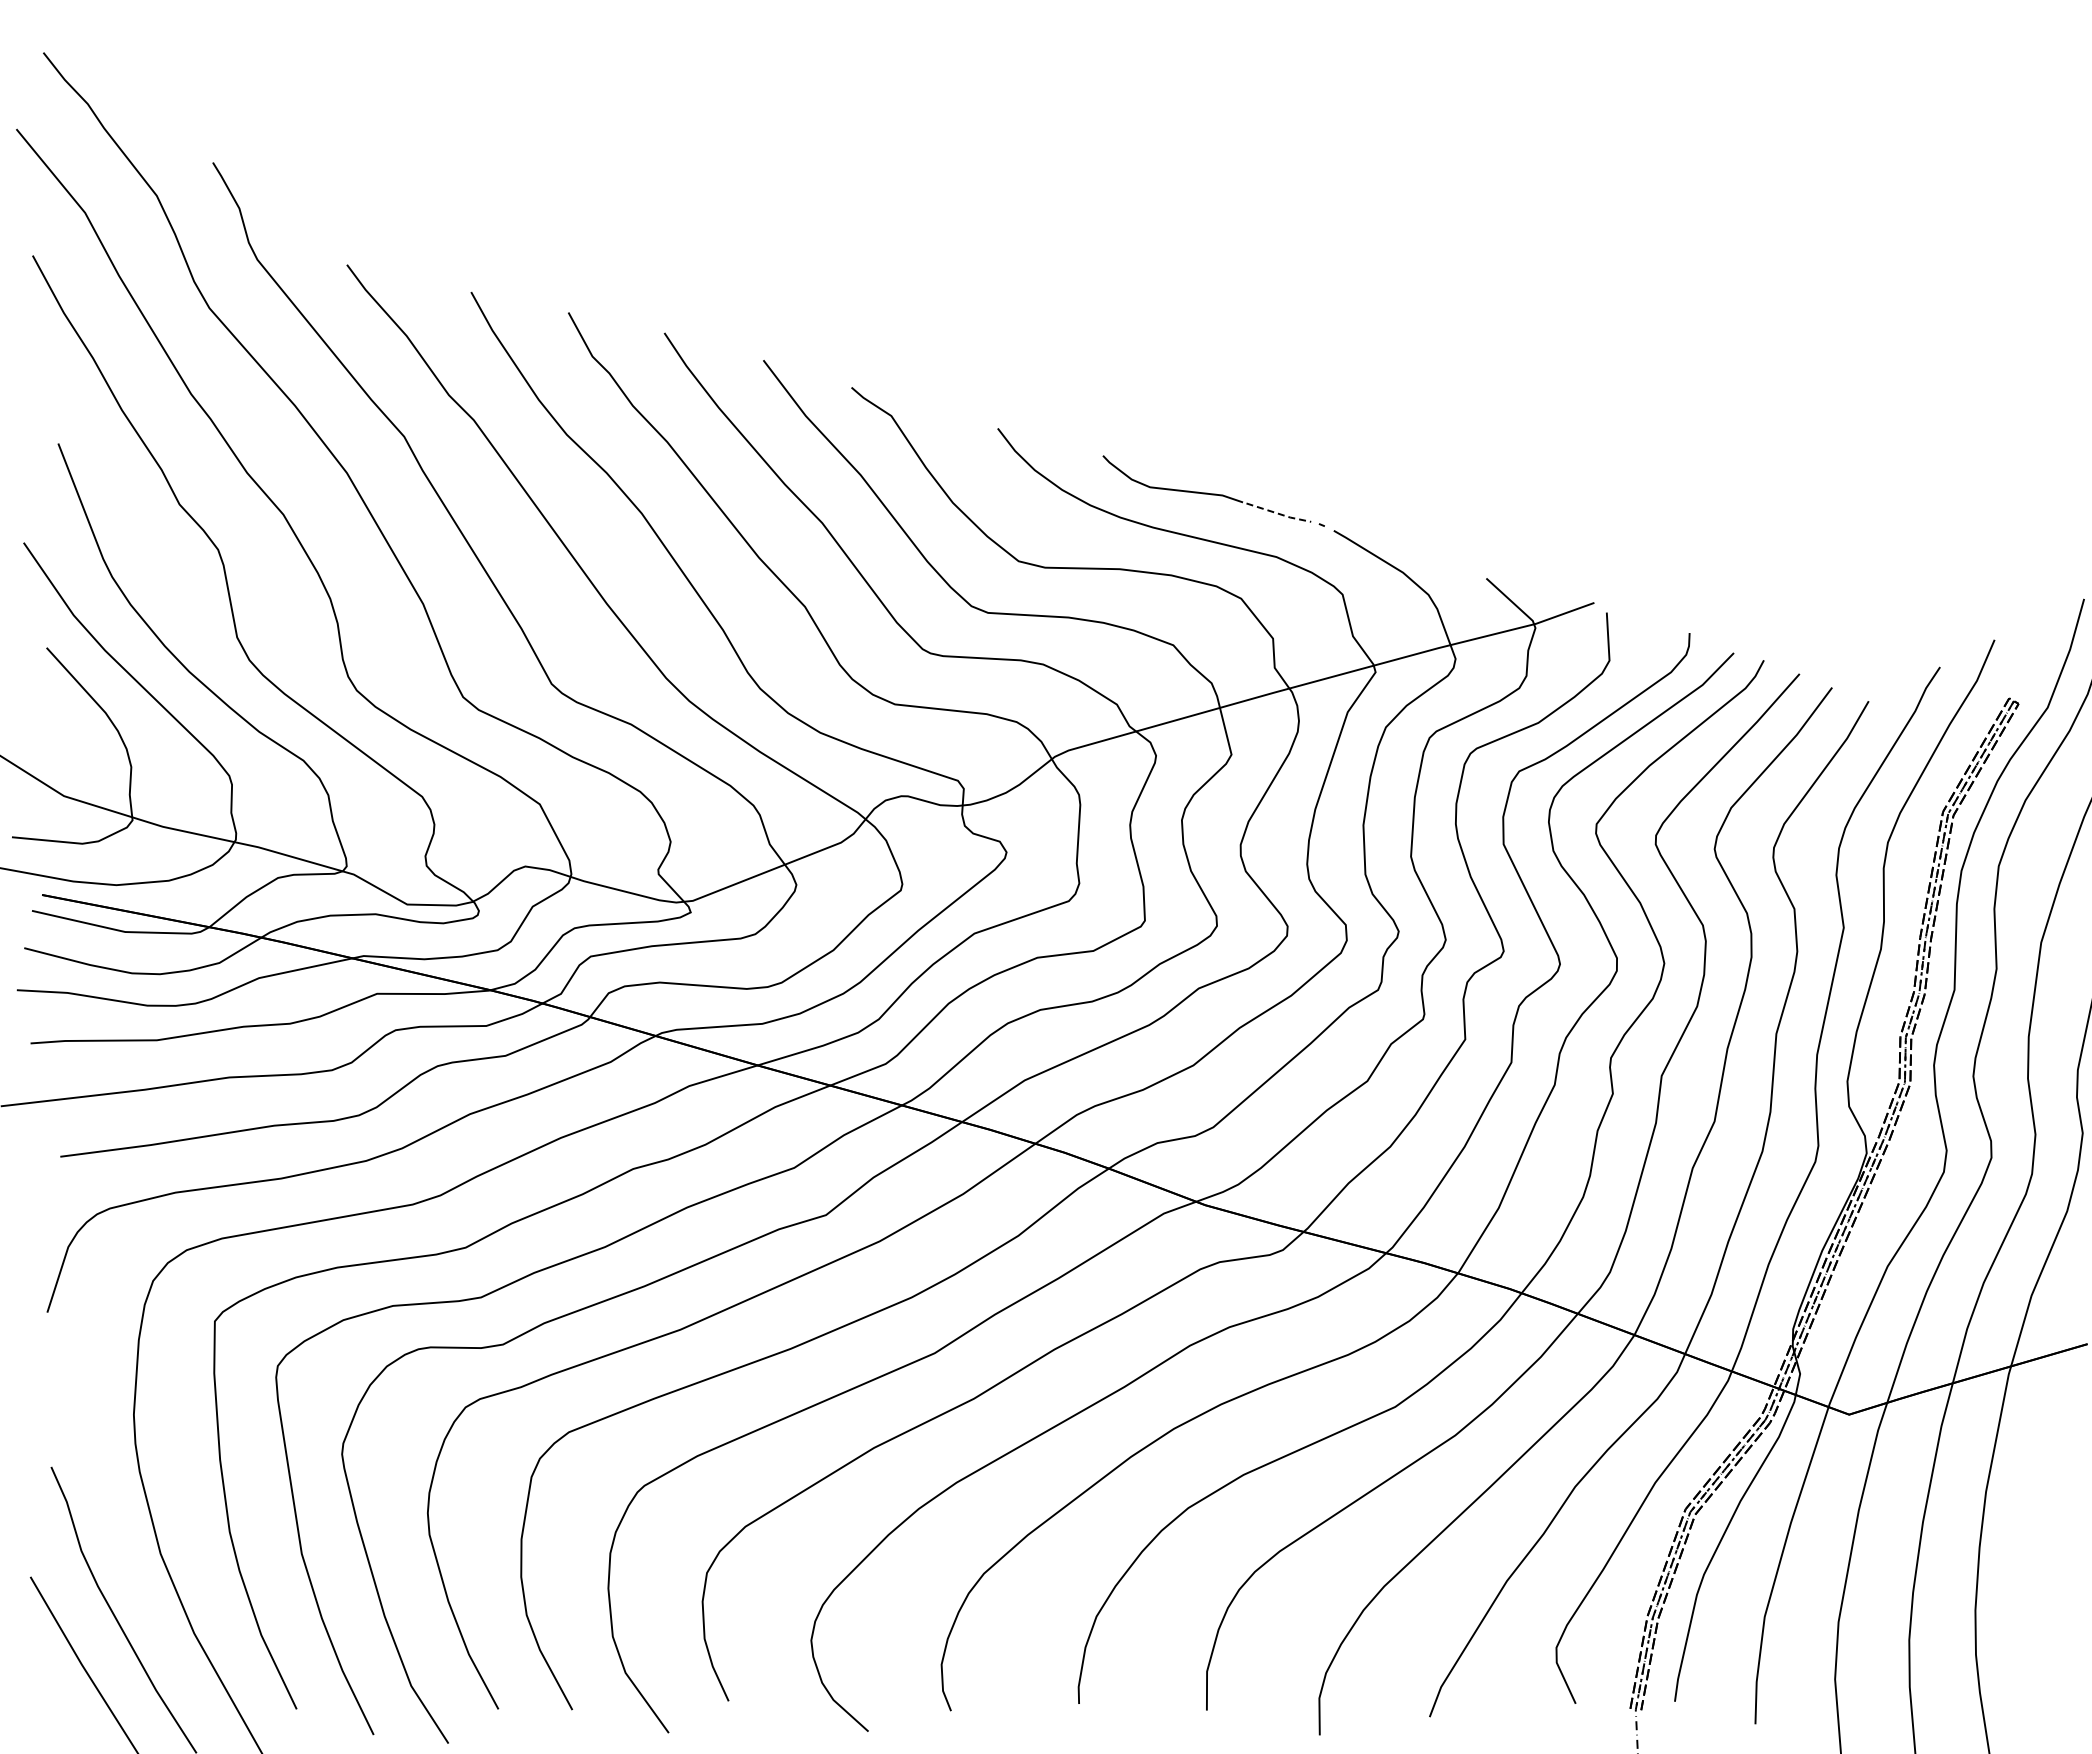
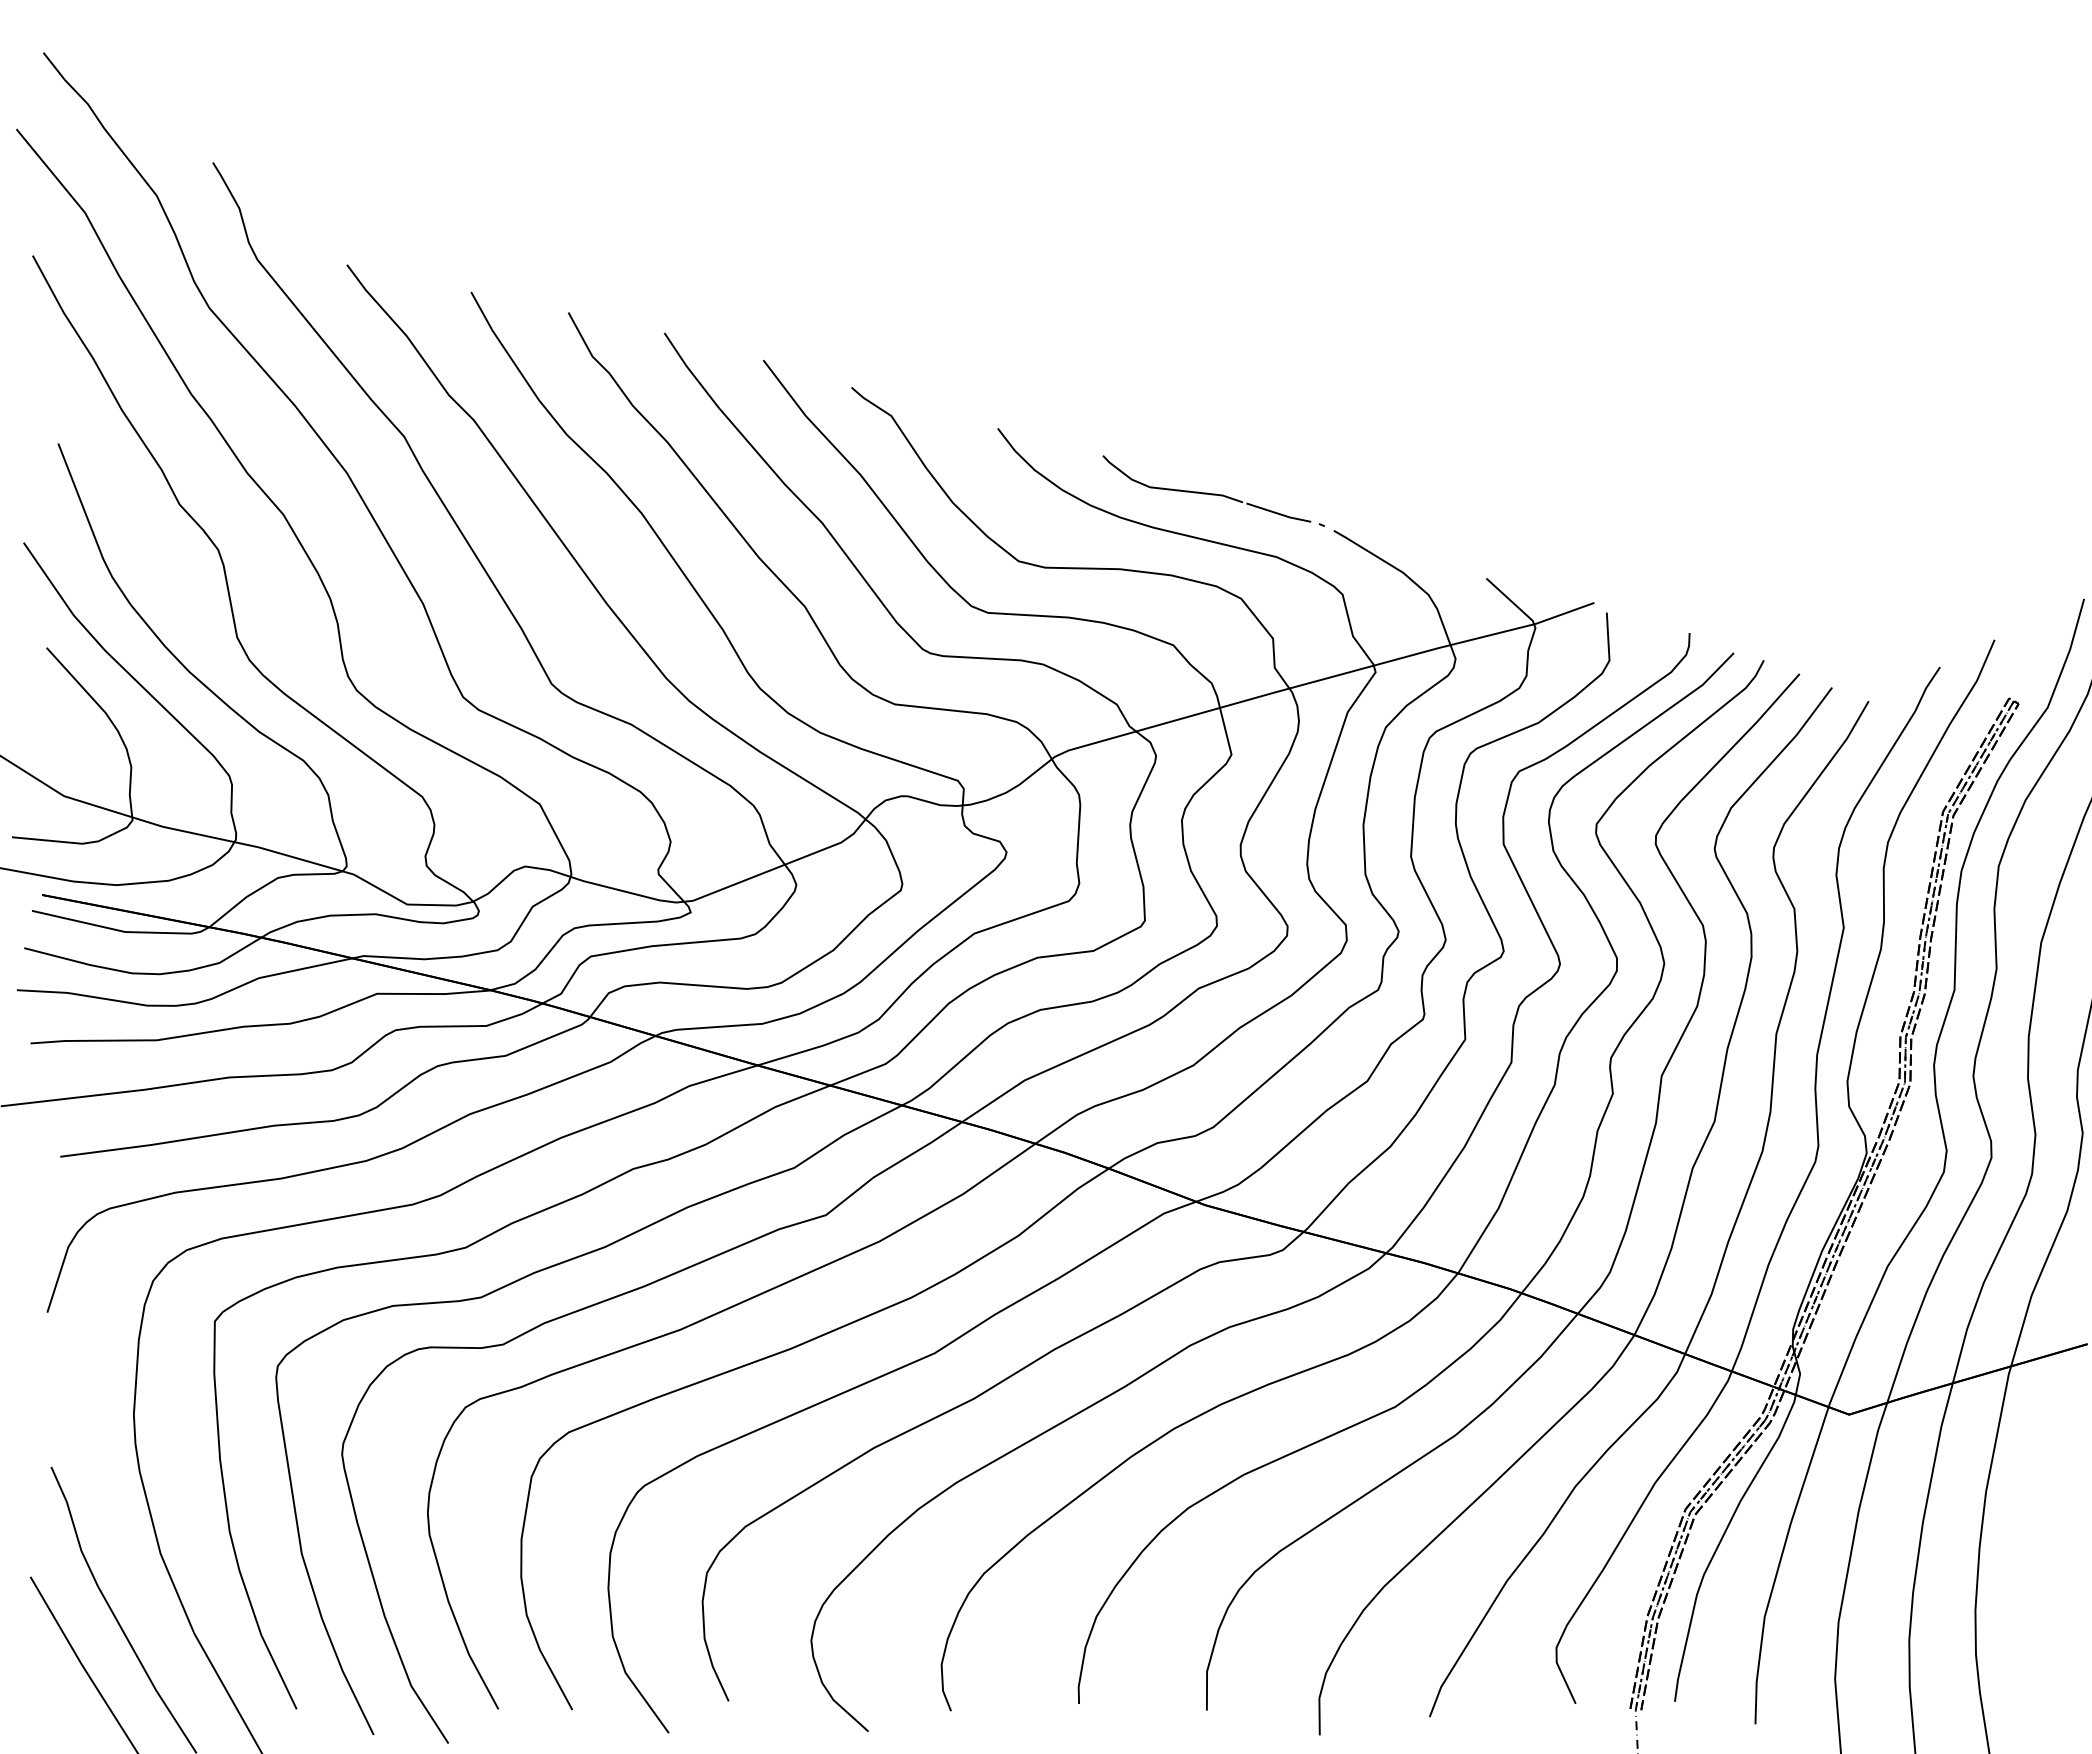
line: dashed -> solid (1279, 514)
